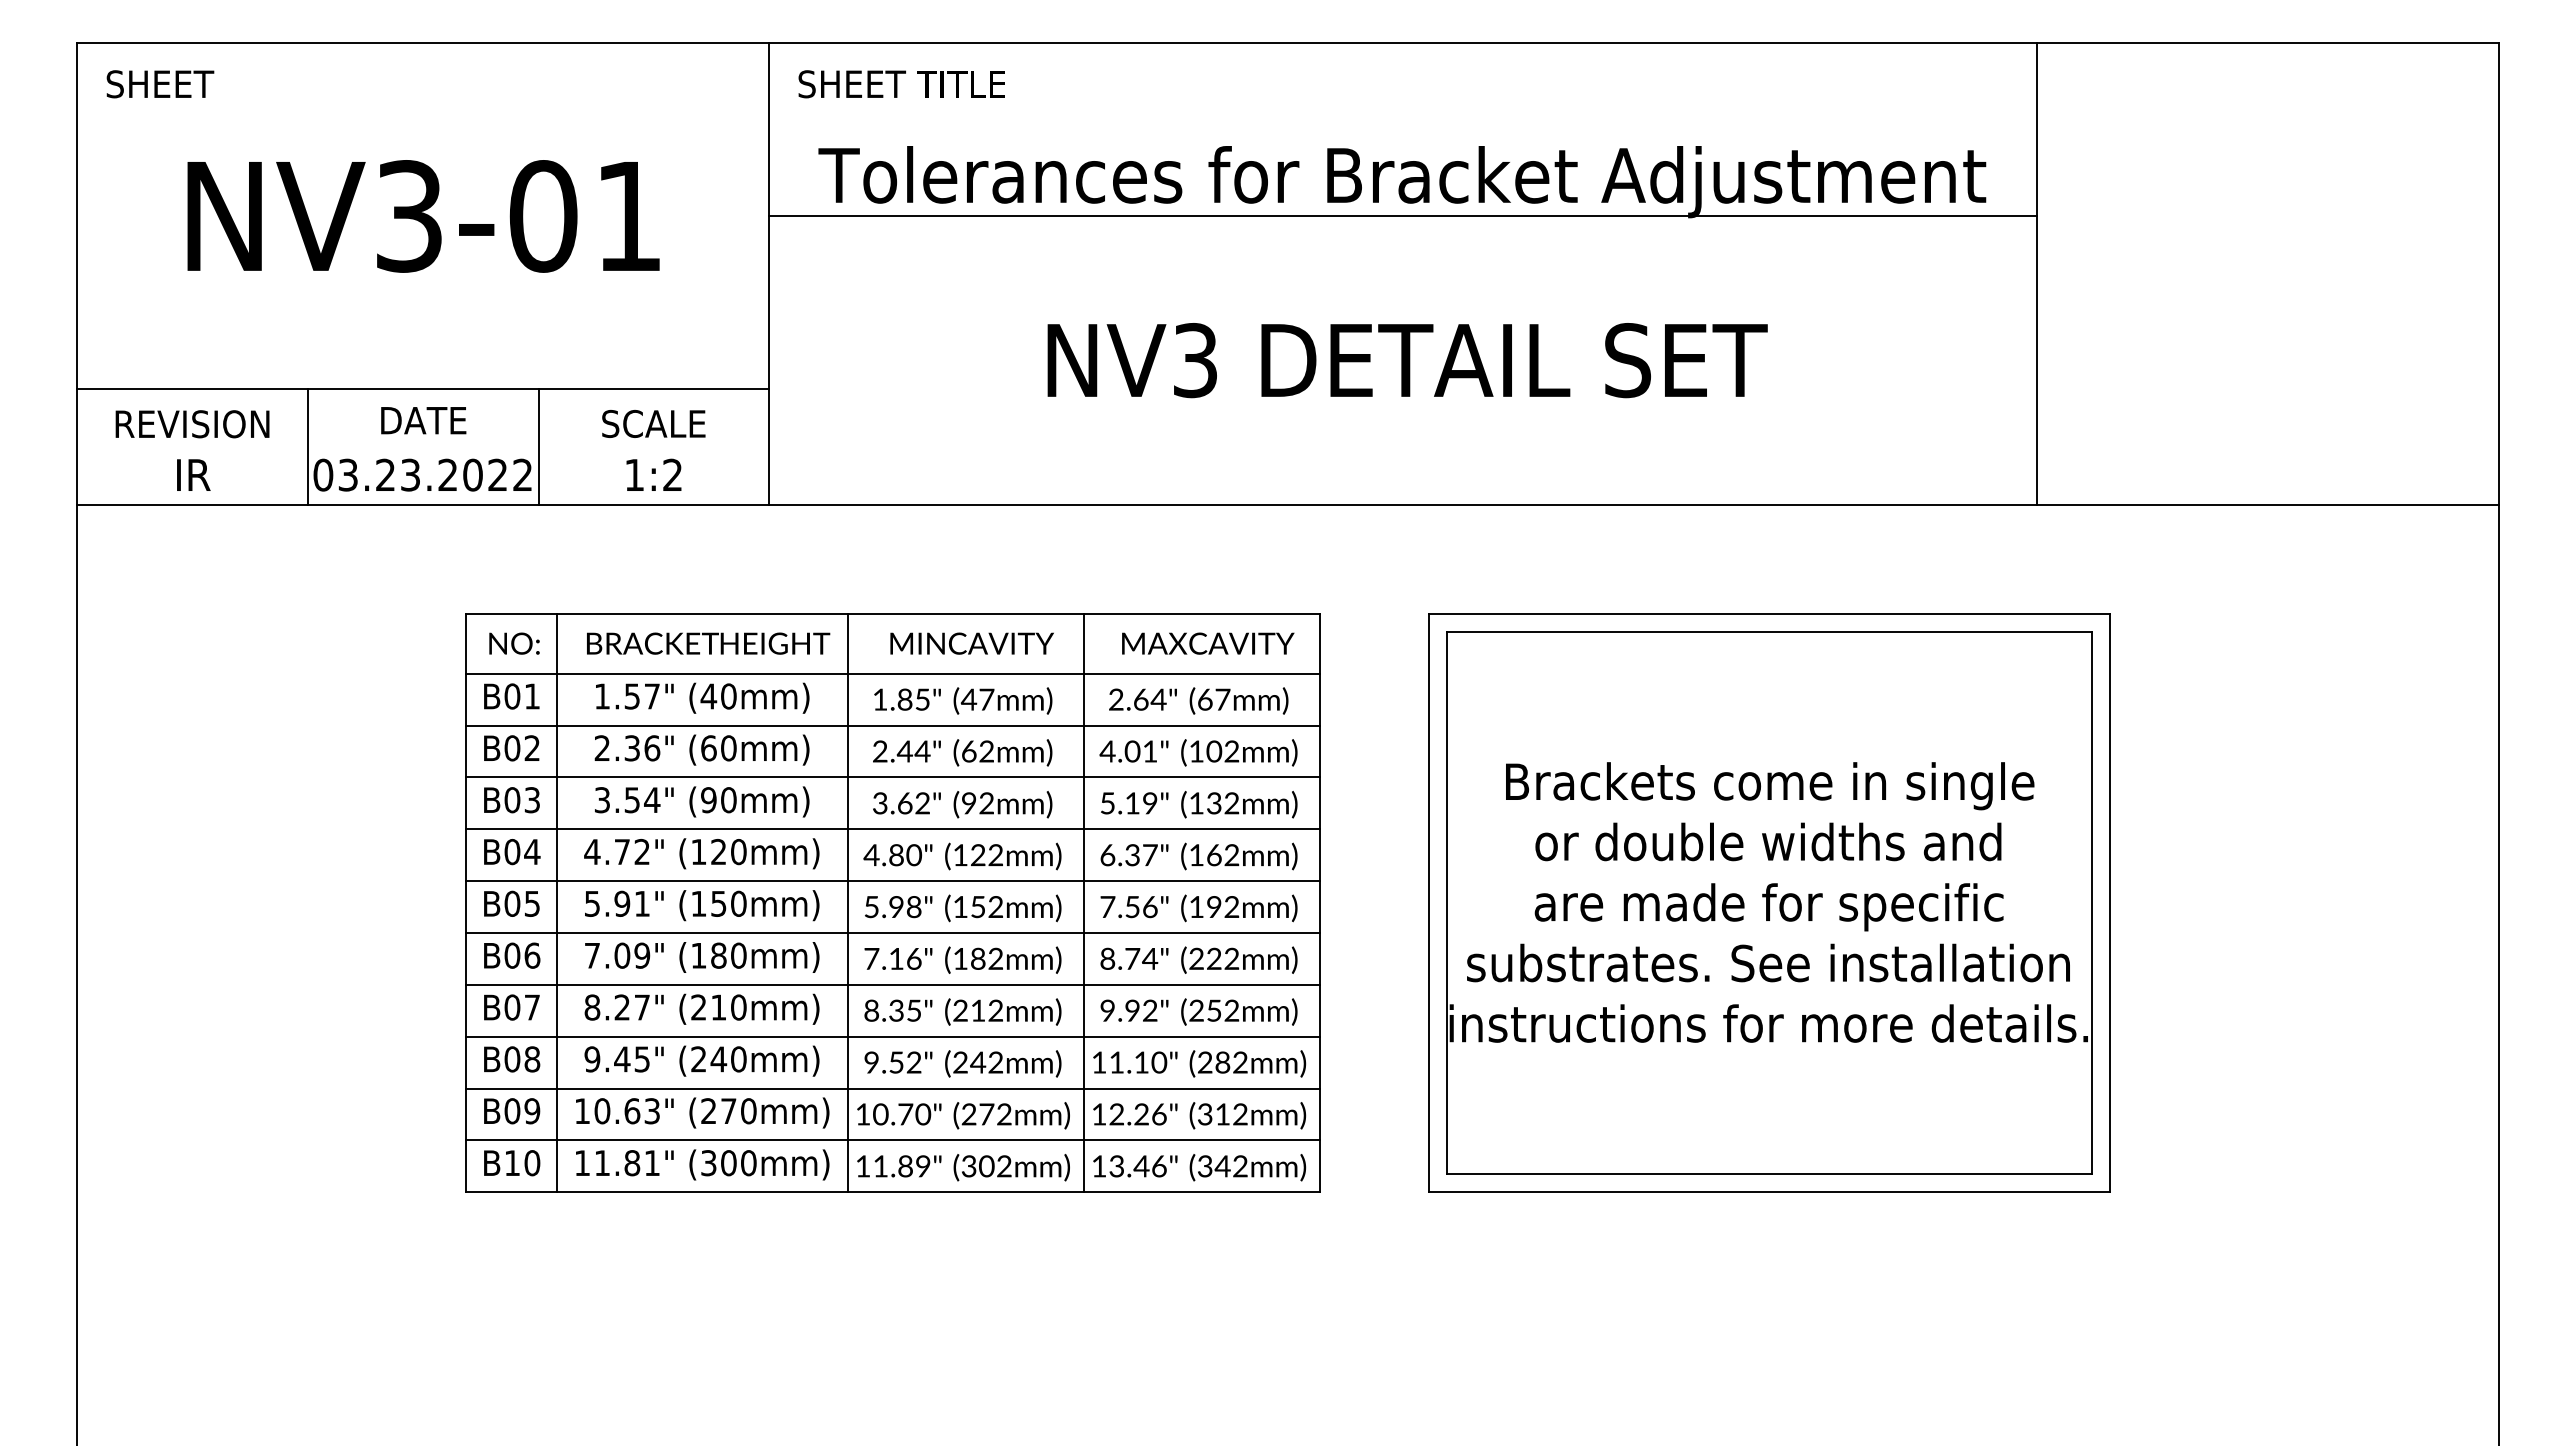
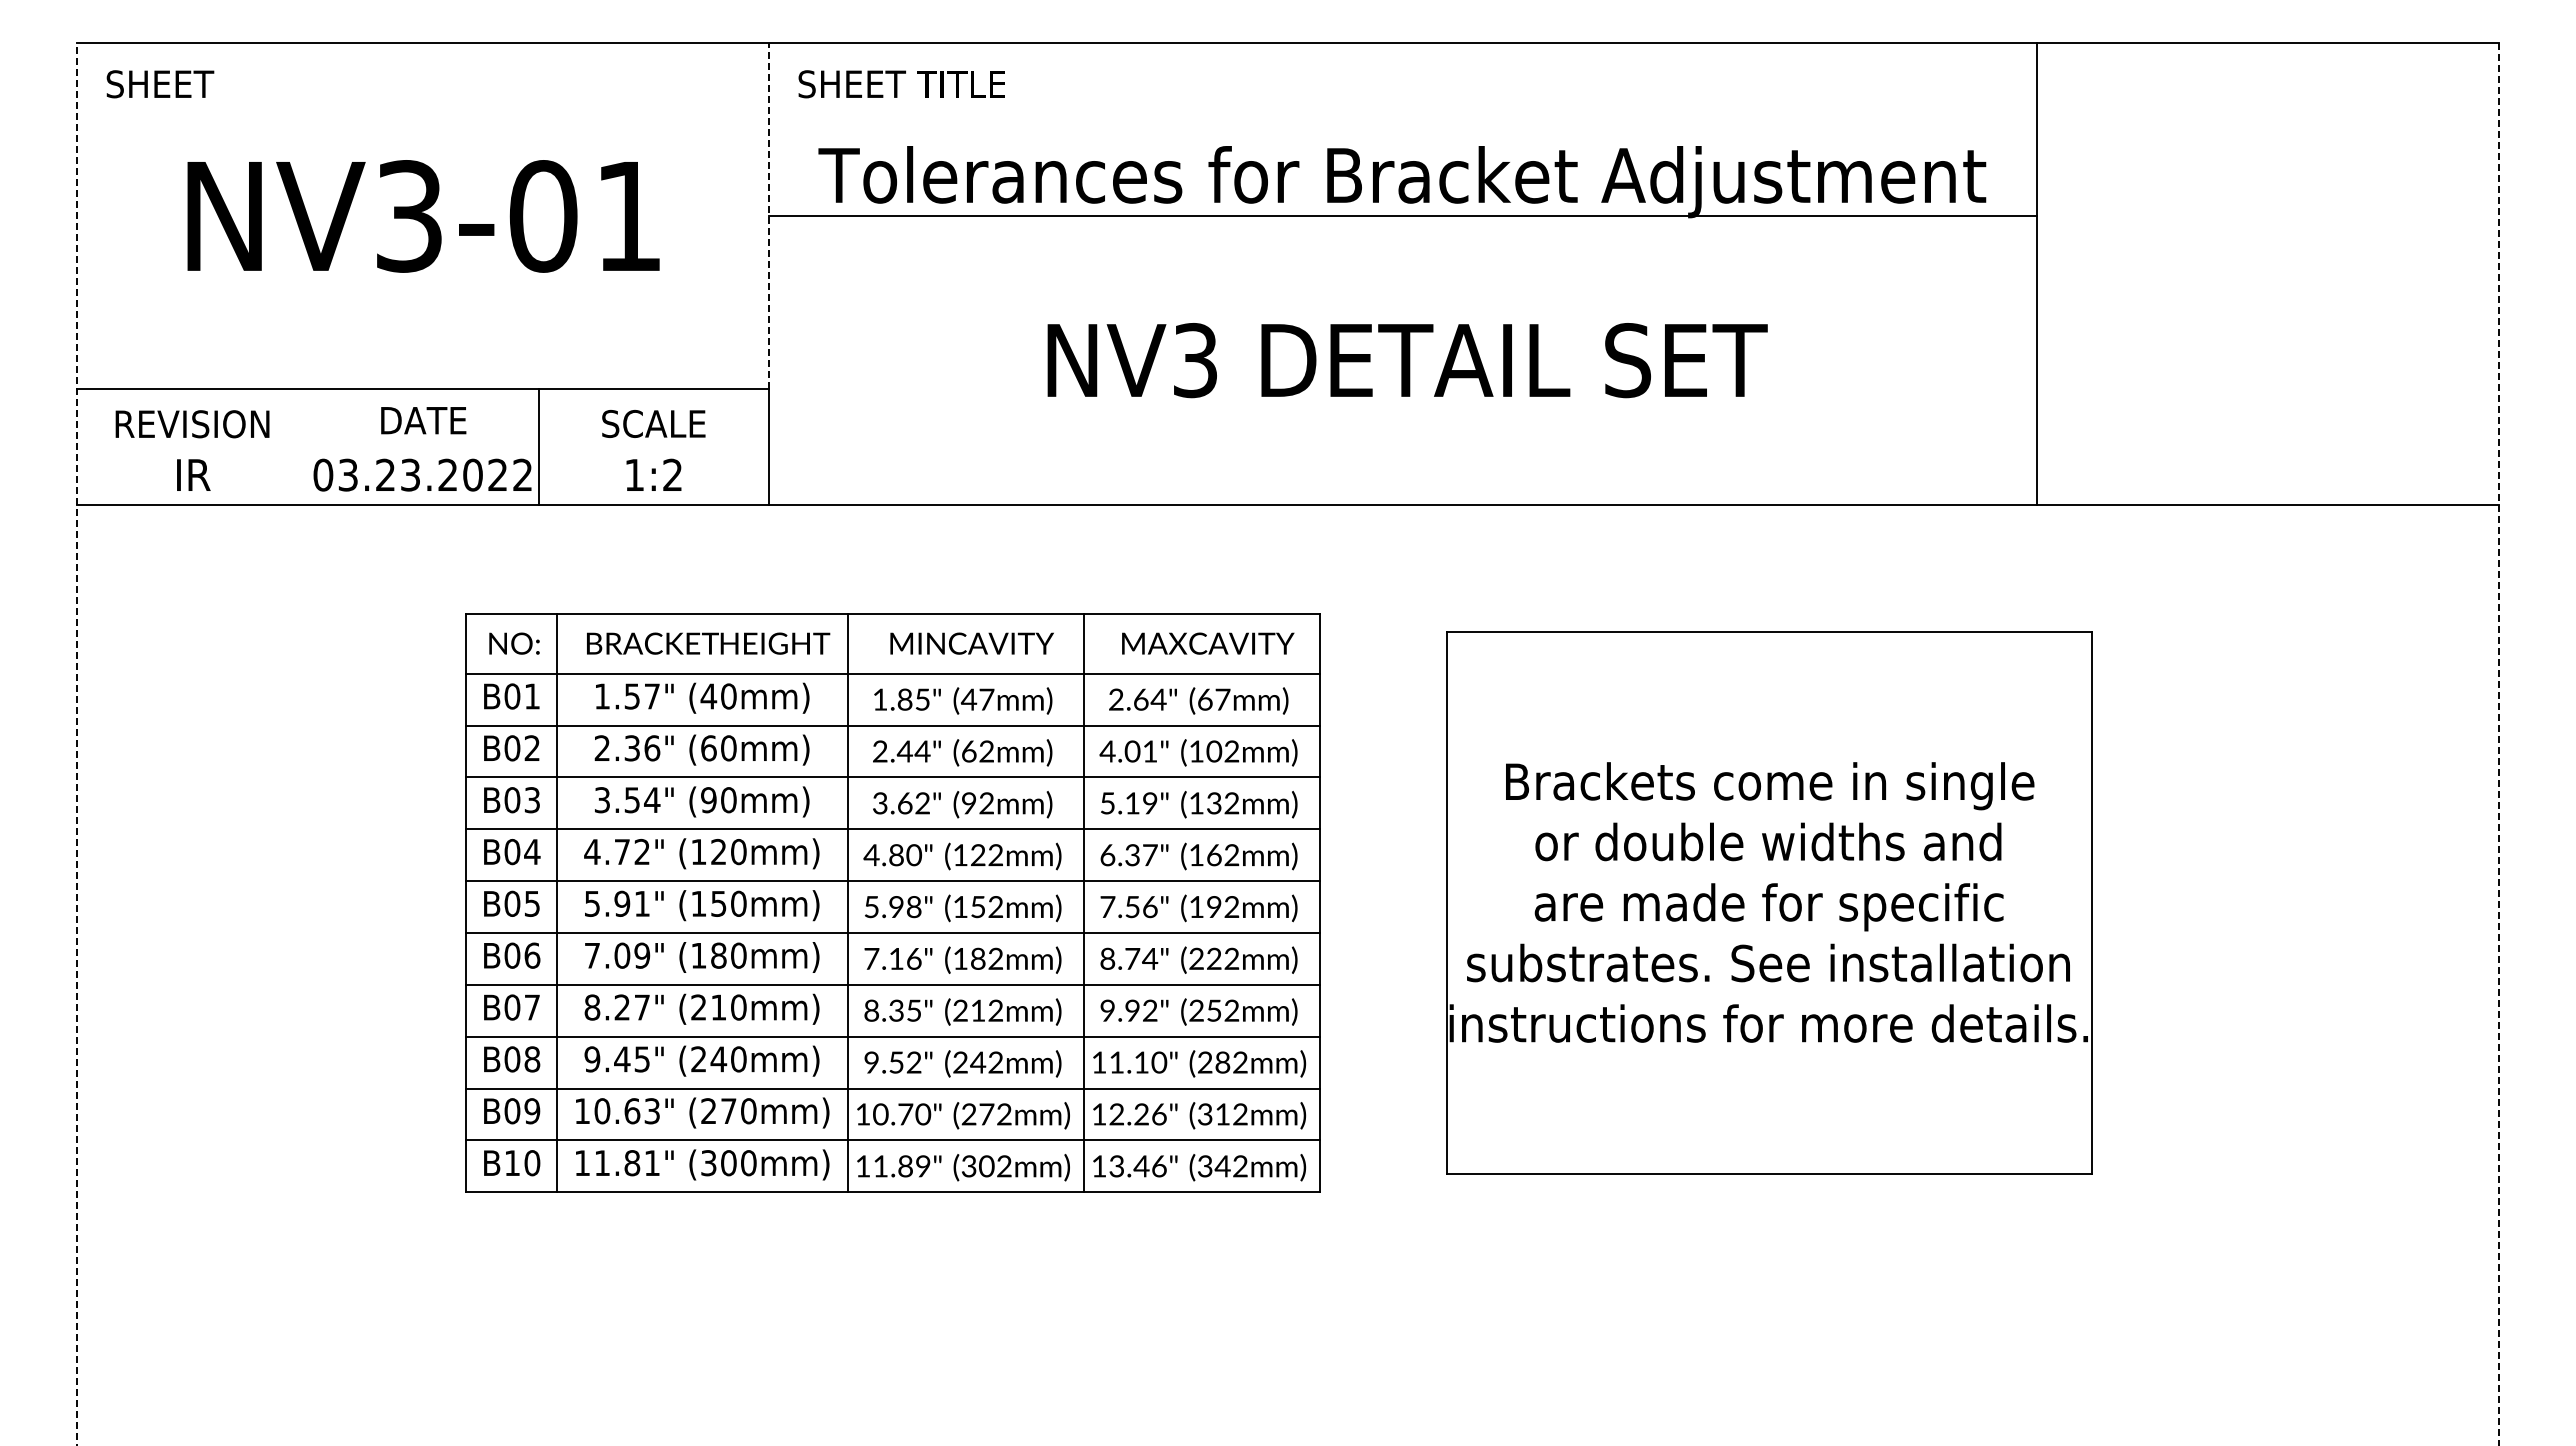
line: solid -> dashed (769, 216)
line: present -> none (307, 446)
line: solid -> dashed (77, 744)
line: solid -> dashed (2498, 744)
part: present -> none (1769, 902)
